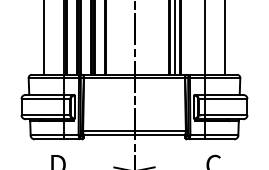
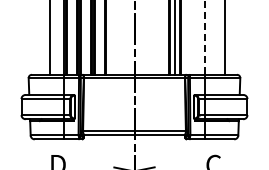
line: solid -> dashed (205, 37)
line position: (43, 38) -> (49, 38) (49, 38)
